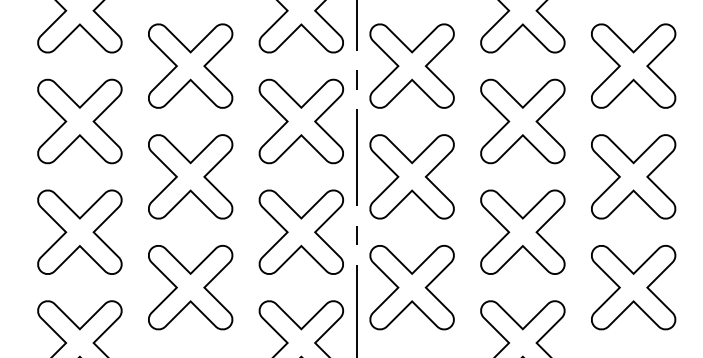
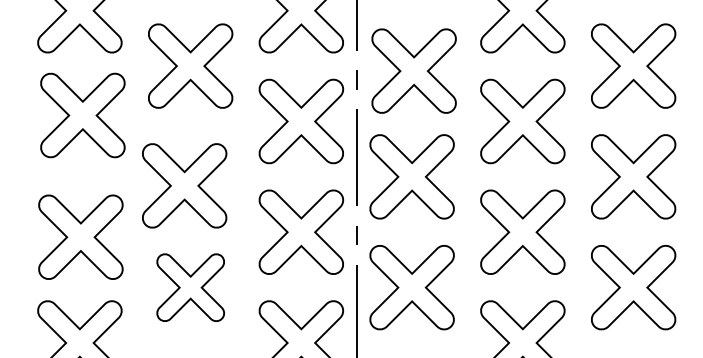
part position: (411, 65) -> (413, 70) (413, 70)
part position: (79, 121) -> (82, 115) (82, 115)
part position: (190, 176) -> (184, 185) (184, 185)
part position: (79, 231) -> (80, 236) (80, 236)
part size: 86x86 px -> 69x69 px (190, 287)
